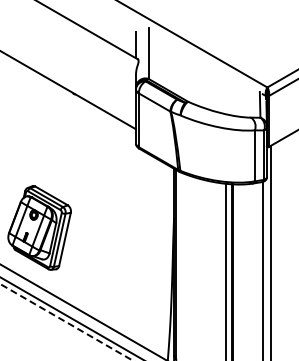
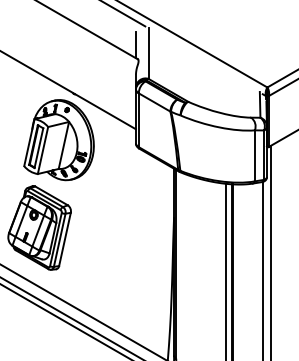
line: none -> present (124, 14)
part: none -> present (58, 140)
line: dashed -> solid (67, 322)
